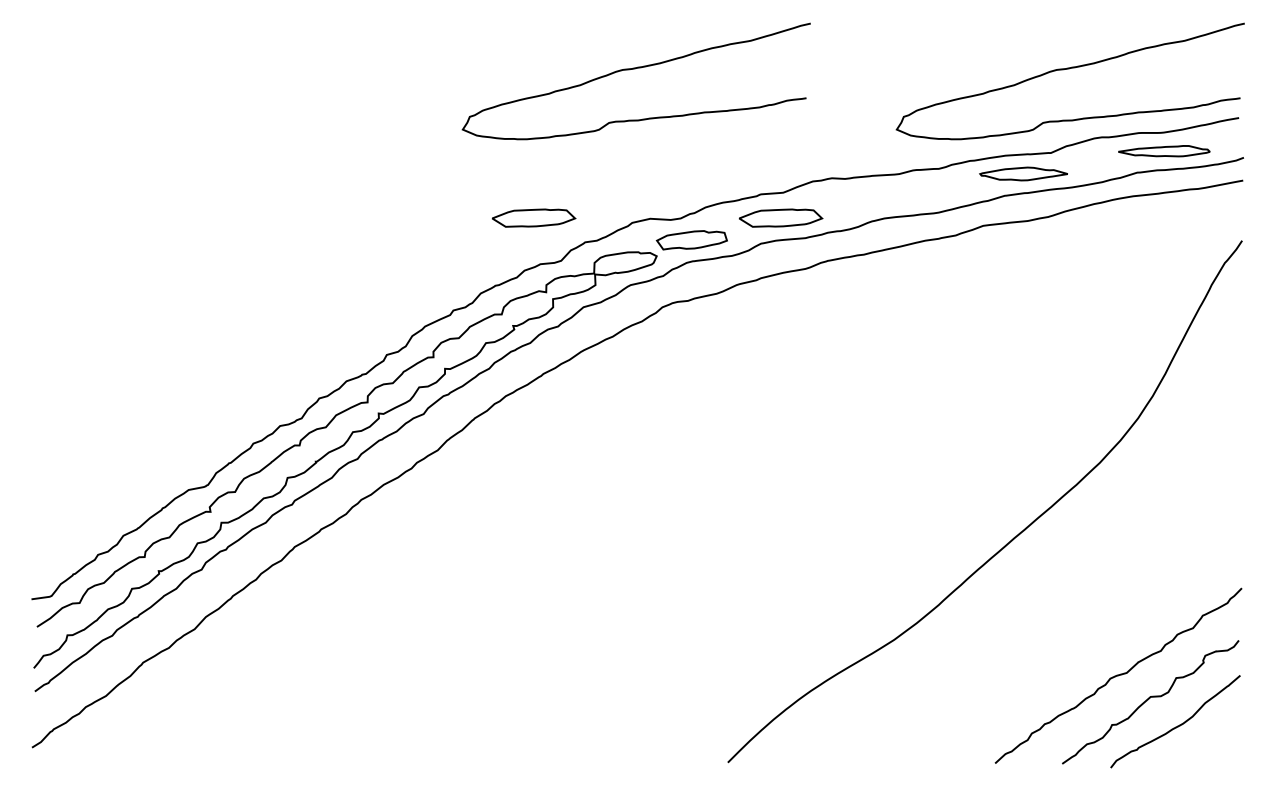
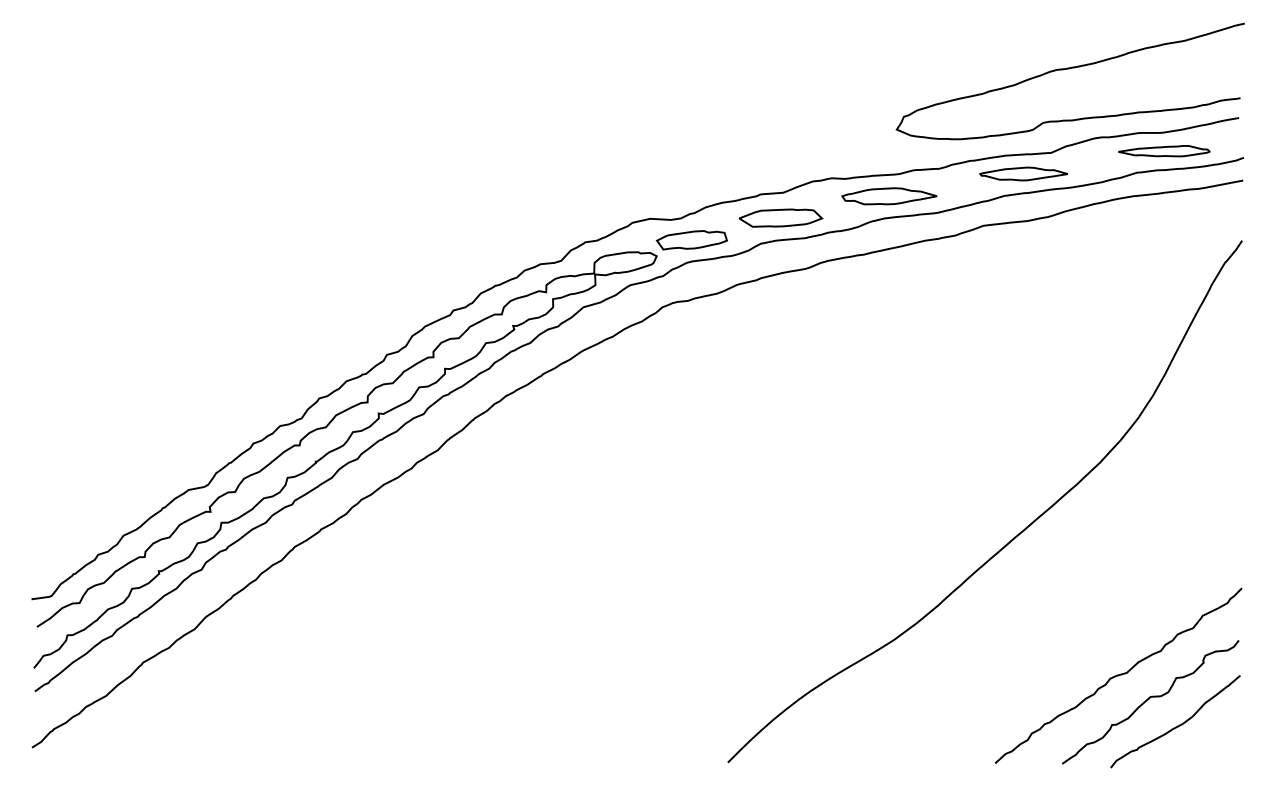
curve: present -> none (635, 69)
part: none -> present (889, 196)
part: present -> none (533, 217)
